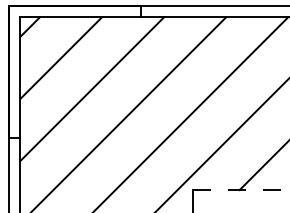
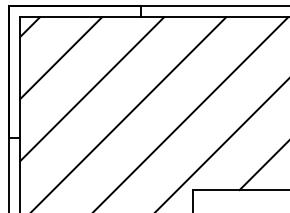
line: dashed -> solid (241, 190)
